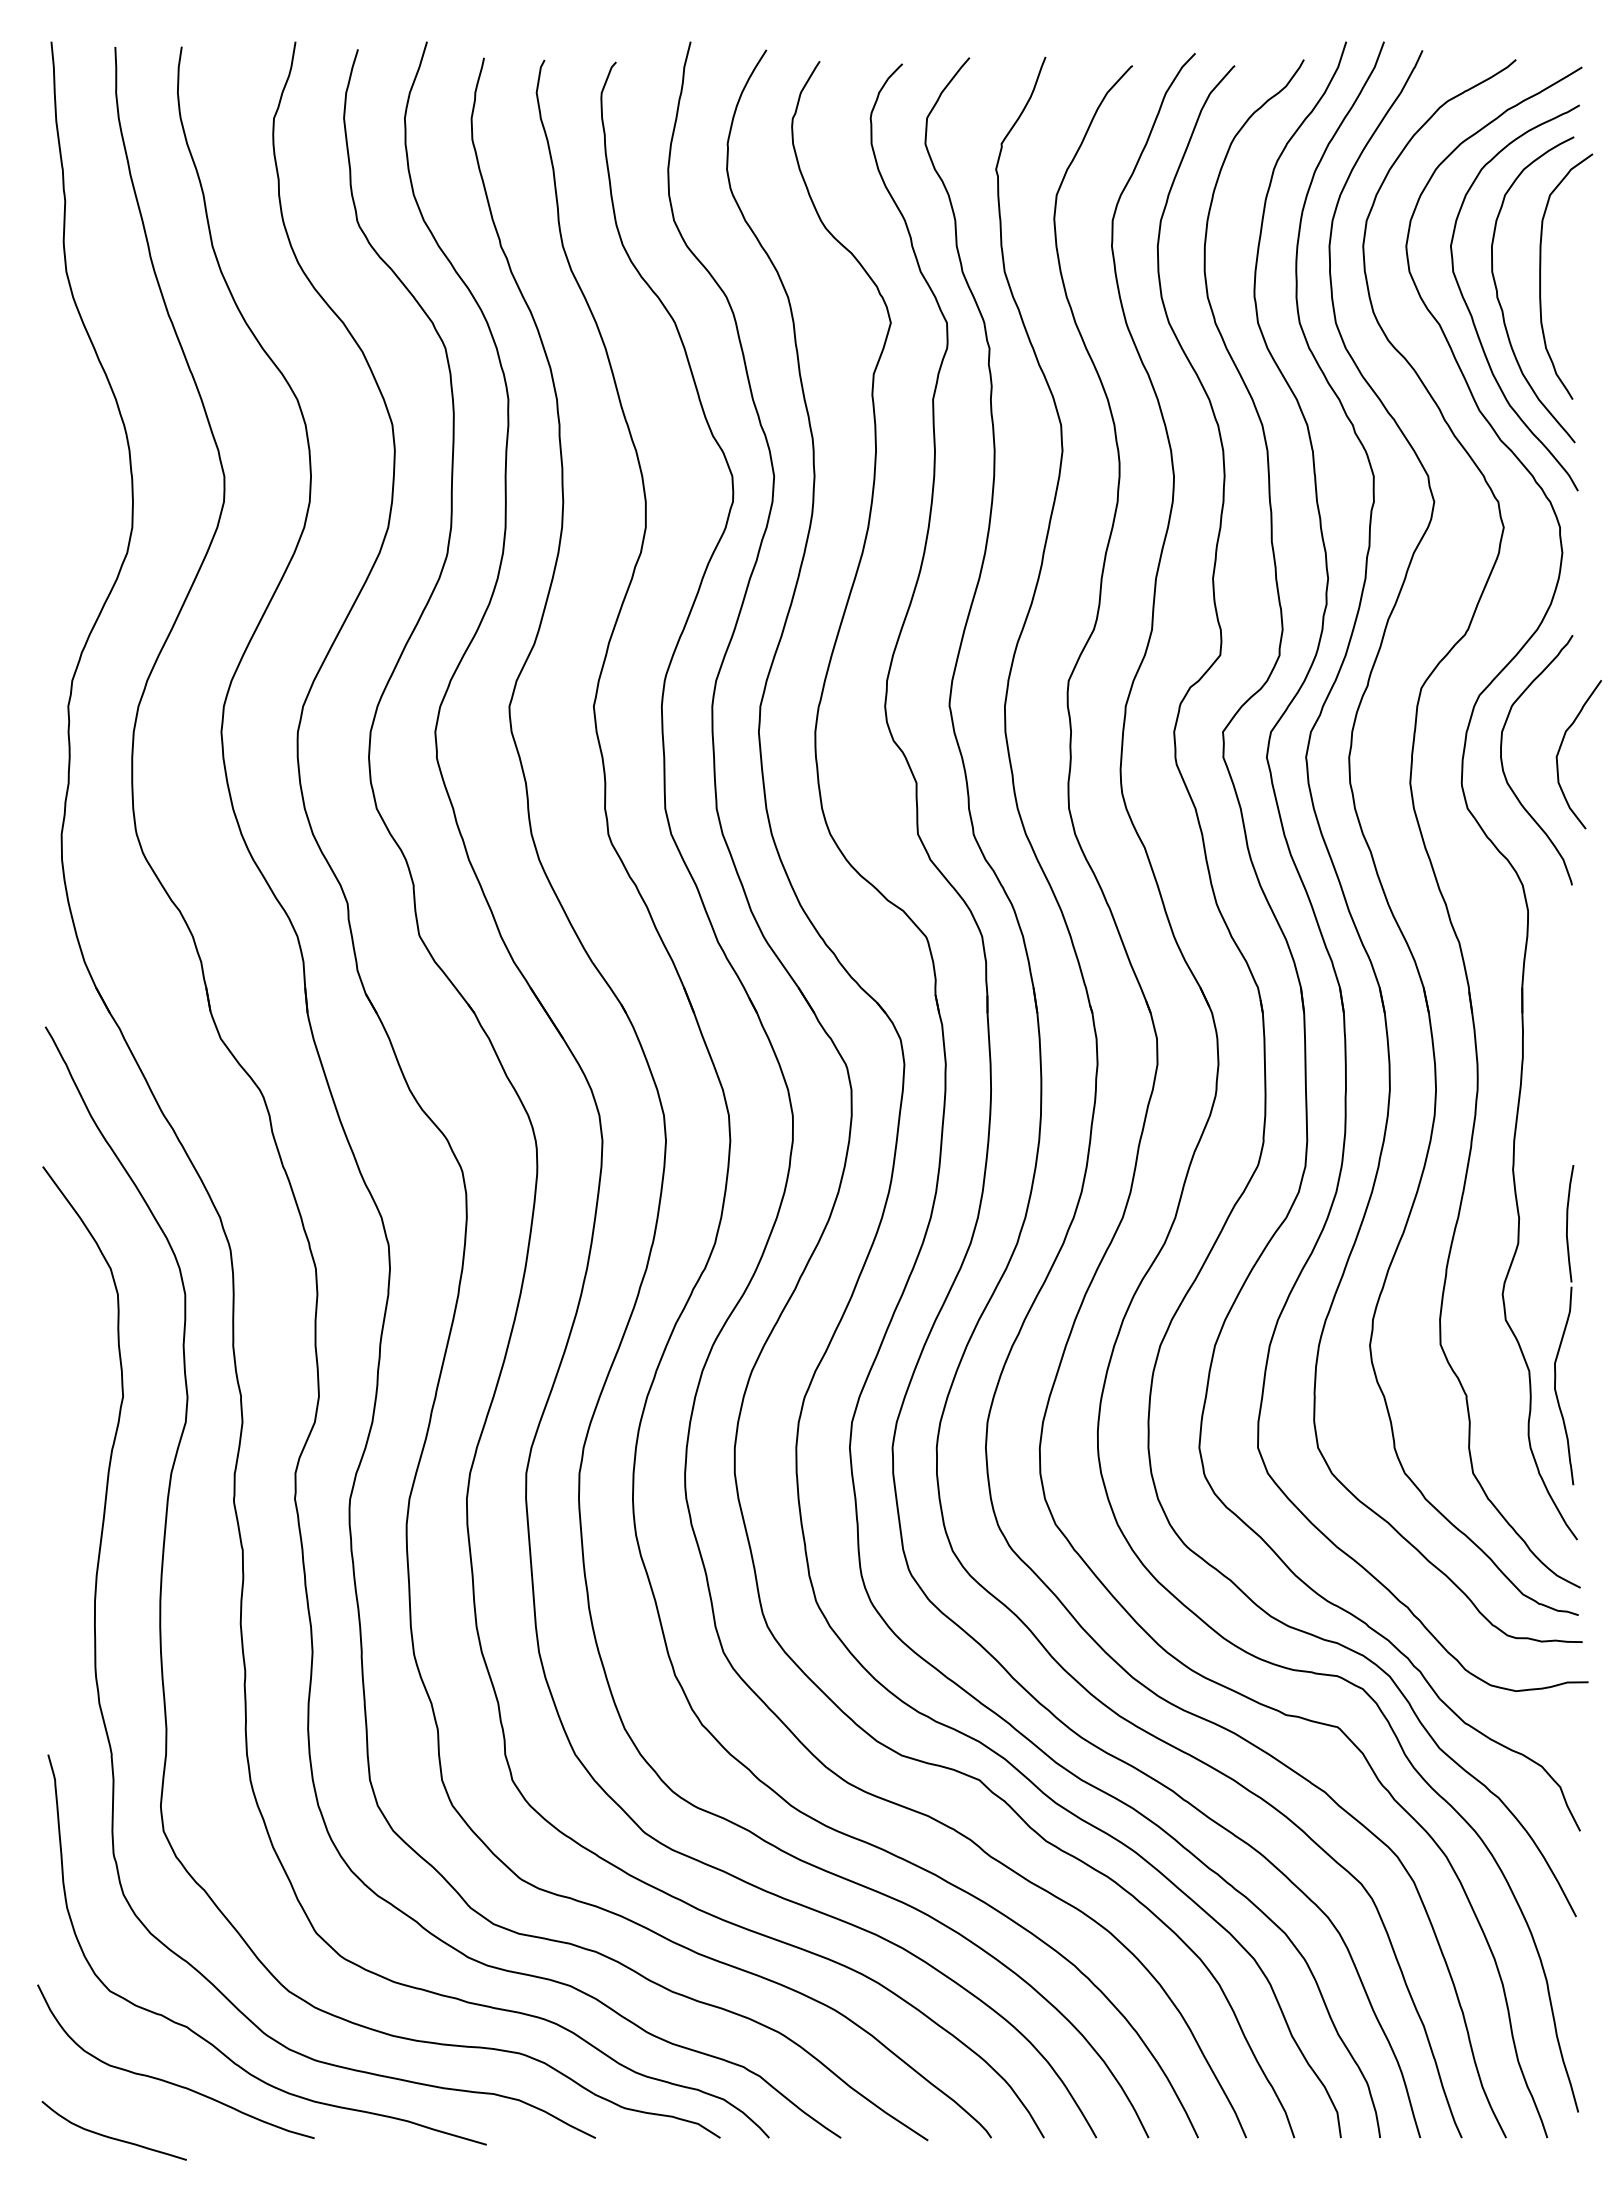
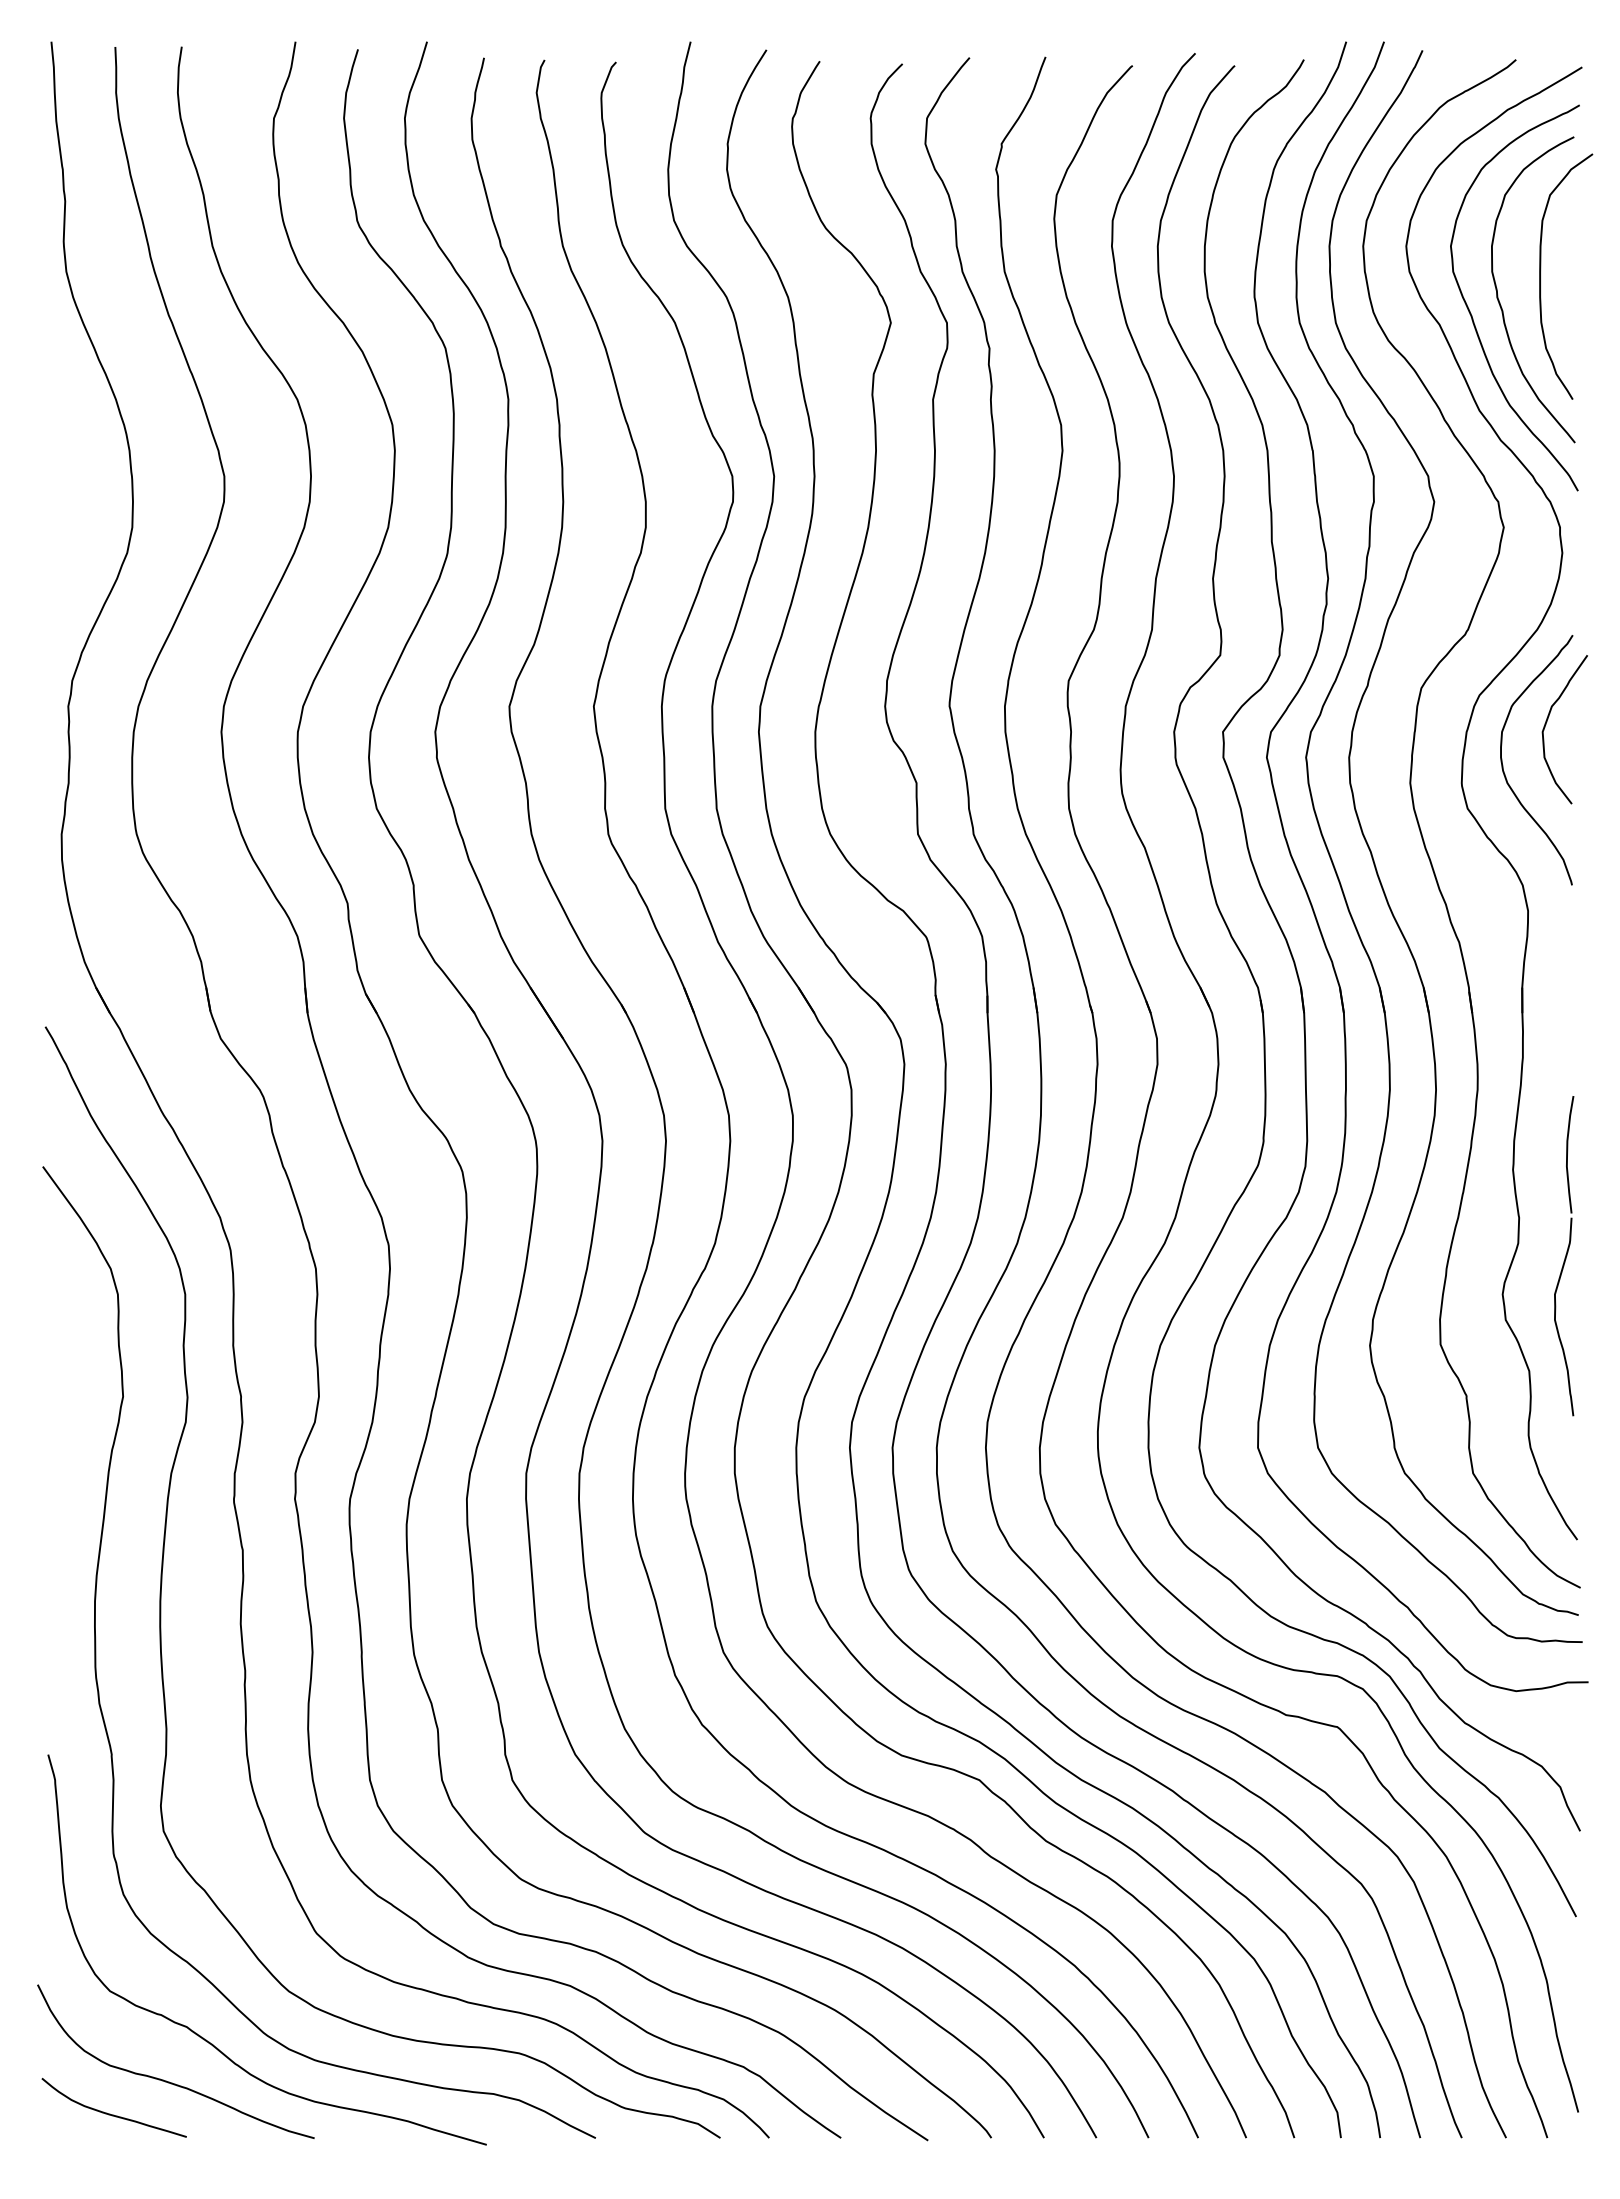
curve position: (1561, 747) -> (1547, 722) (1547, 722)
part position: (1564, 1325) -> (1564, 1256) (1564, 1256)
curve position: (110, 2136) -> (110, 2113) (110, 2113)
